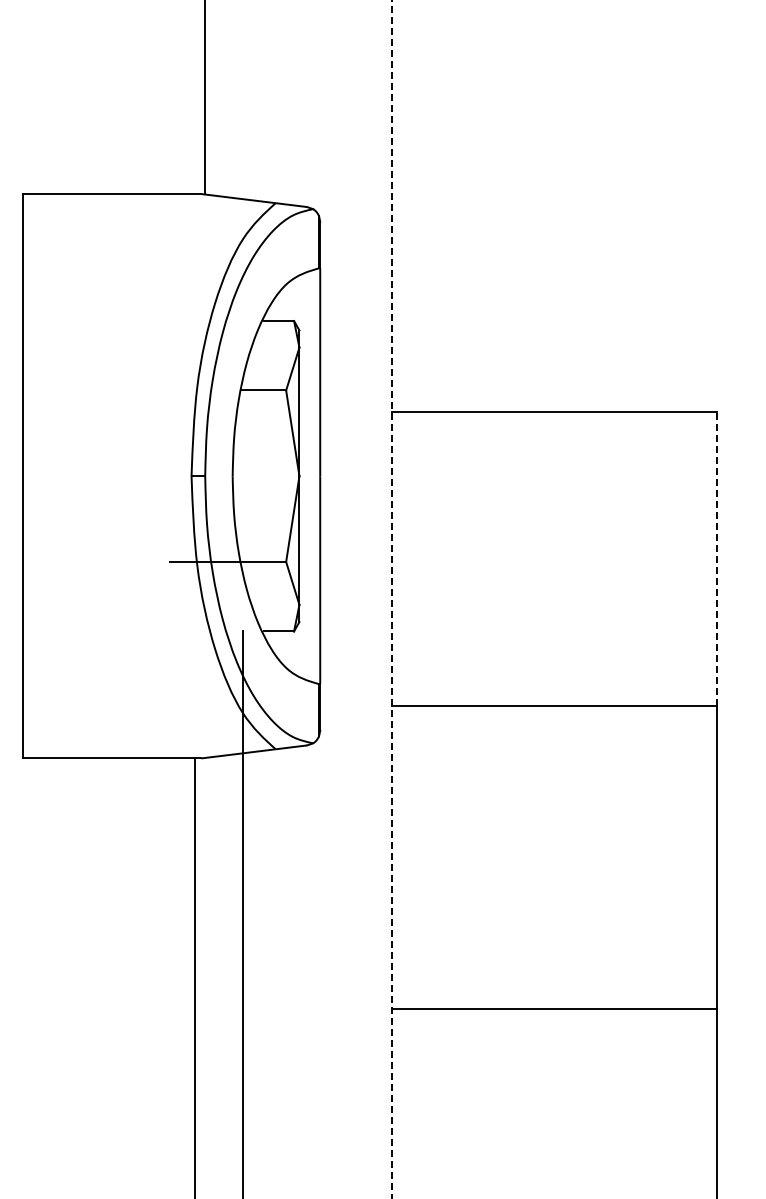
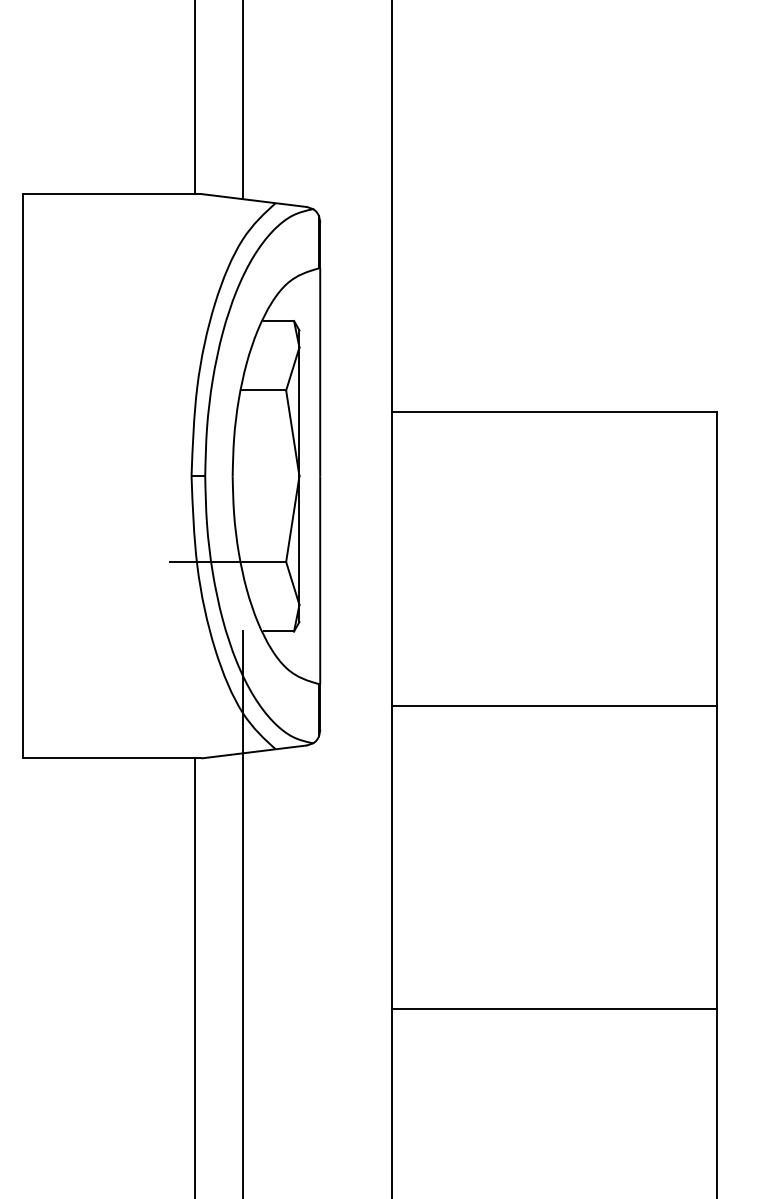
line position: (205, 98) -> (195, 98) (195, 98)
line: none -> present (243, 100)
line: dashed -> solid (717, 558)
line: dashed -> solid (391, 599)
